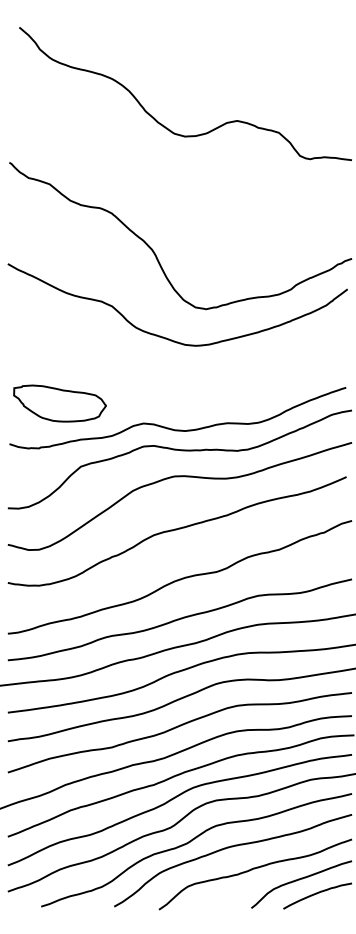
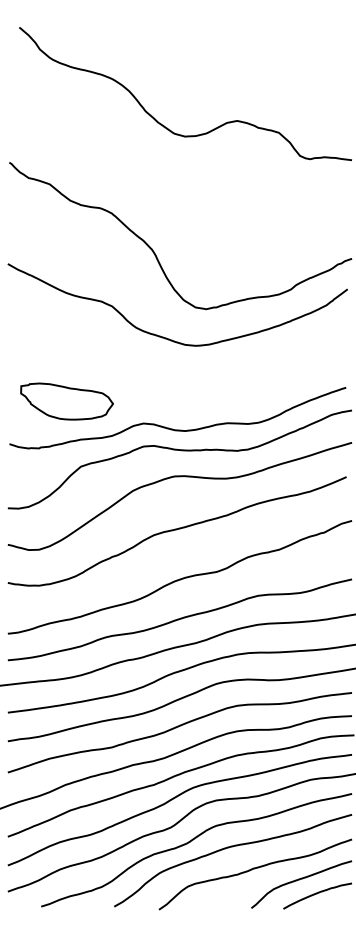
part position: (59, 403) -> (66, 401) (66, 401)
